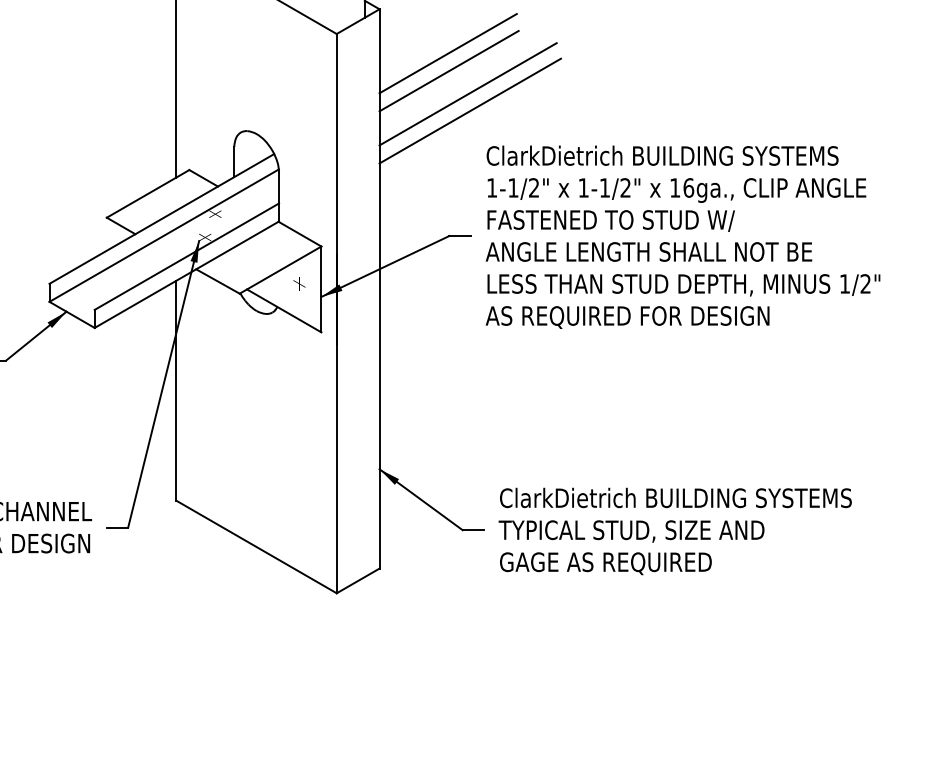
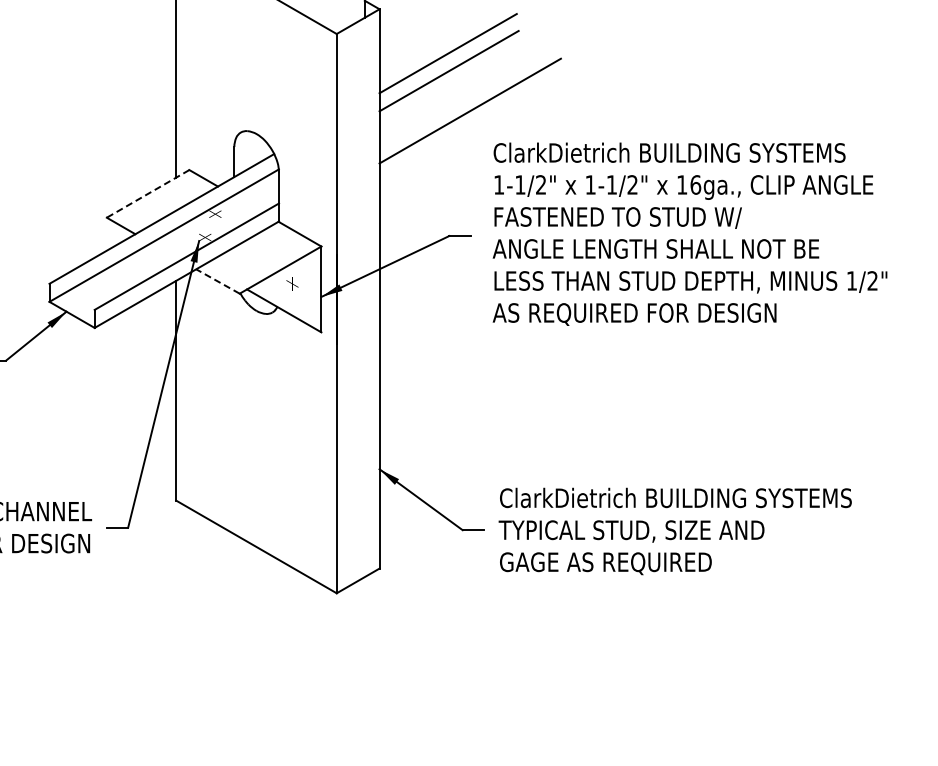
line: present -> none (467, 94)
line: solid -> dashed (148, 193)
text position: (682, 236) -> (689, 233) (689, 233)
line: solid -> dashed (217, 281)
part position: (299, 283) -> (292, 283) (292, 283)
